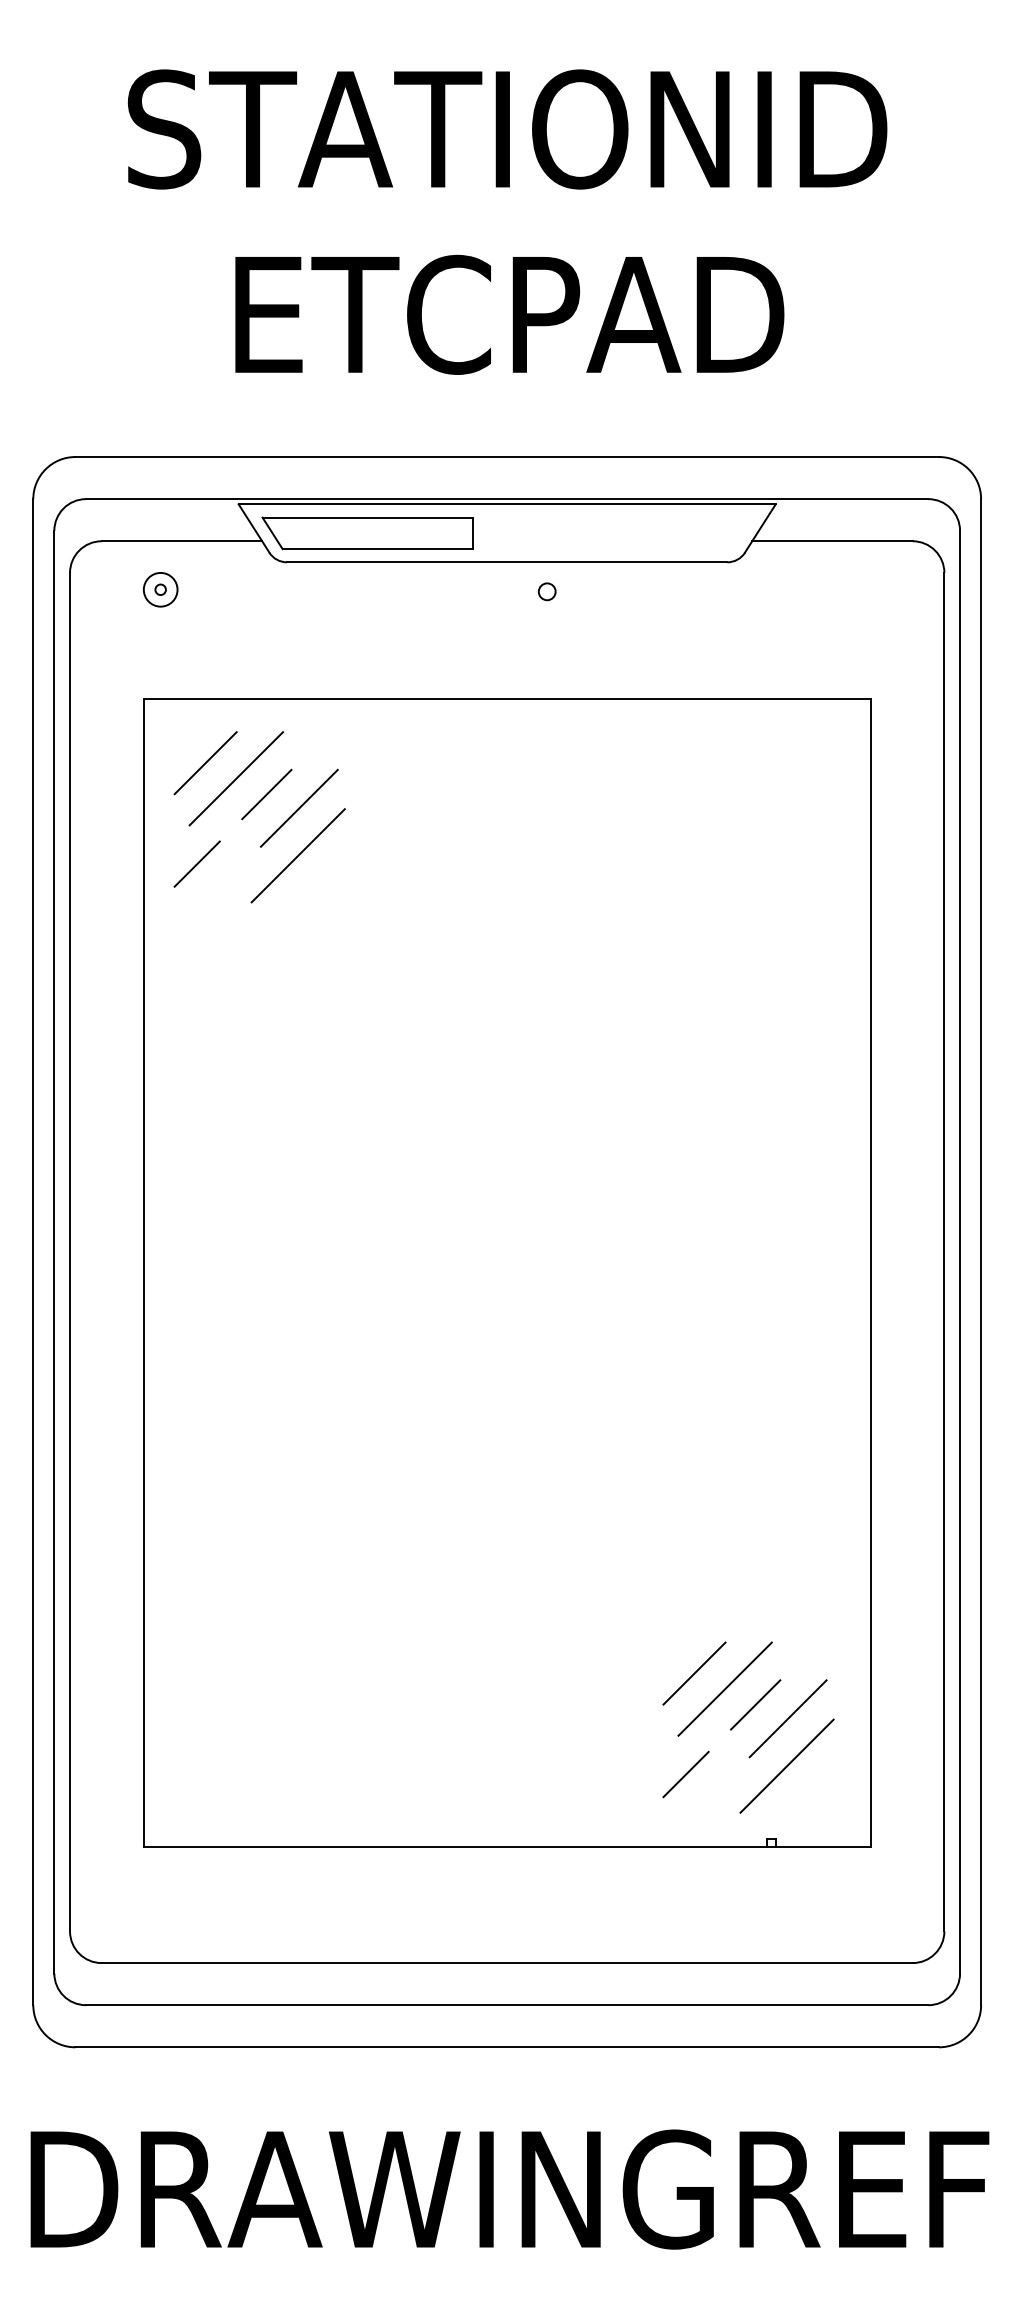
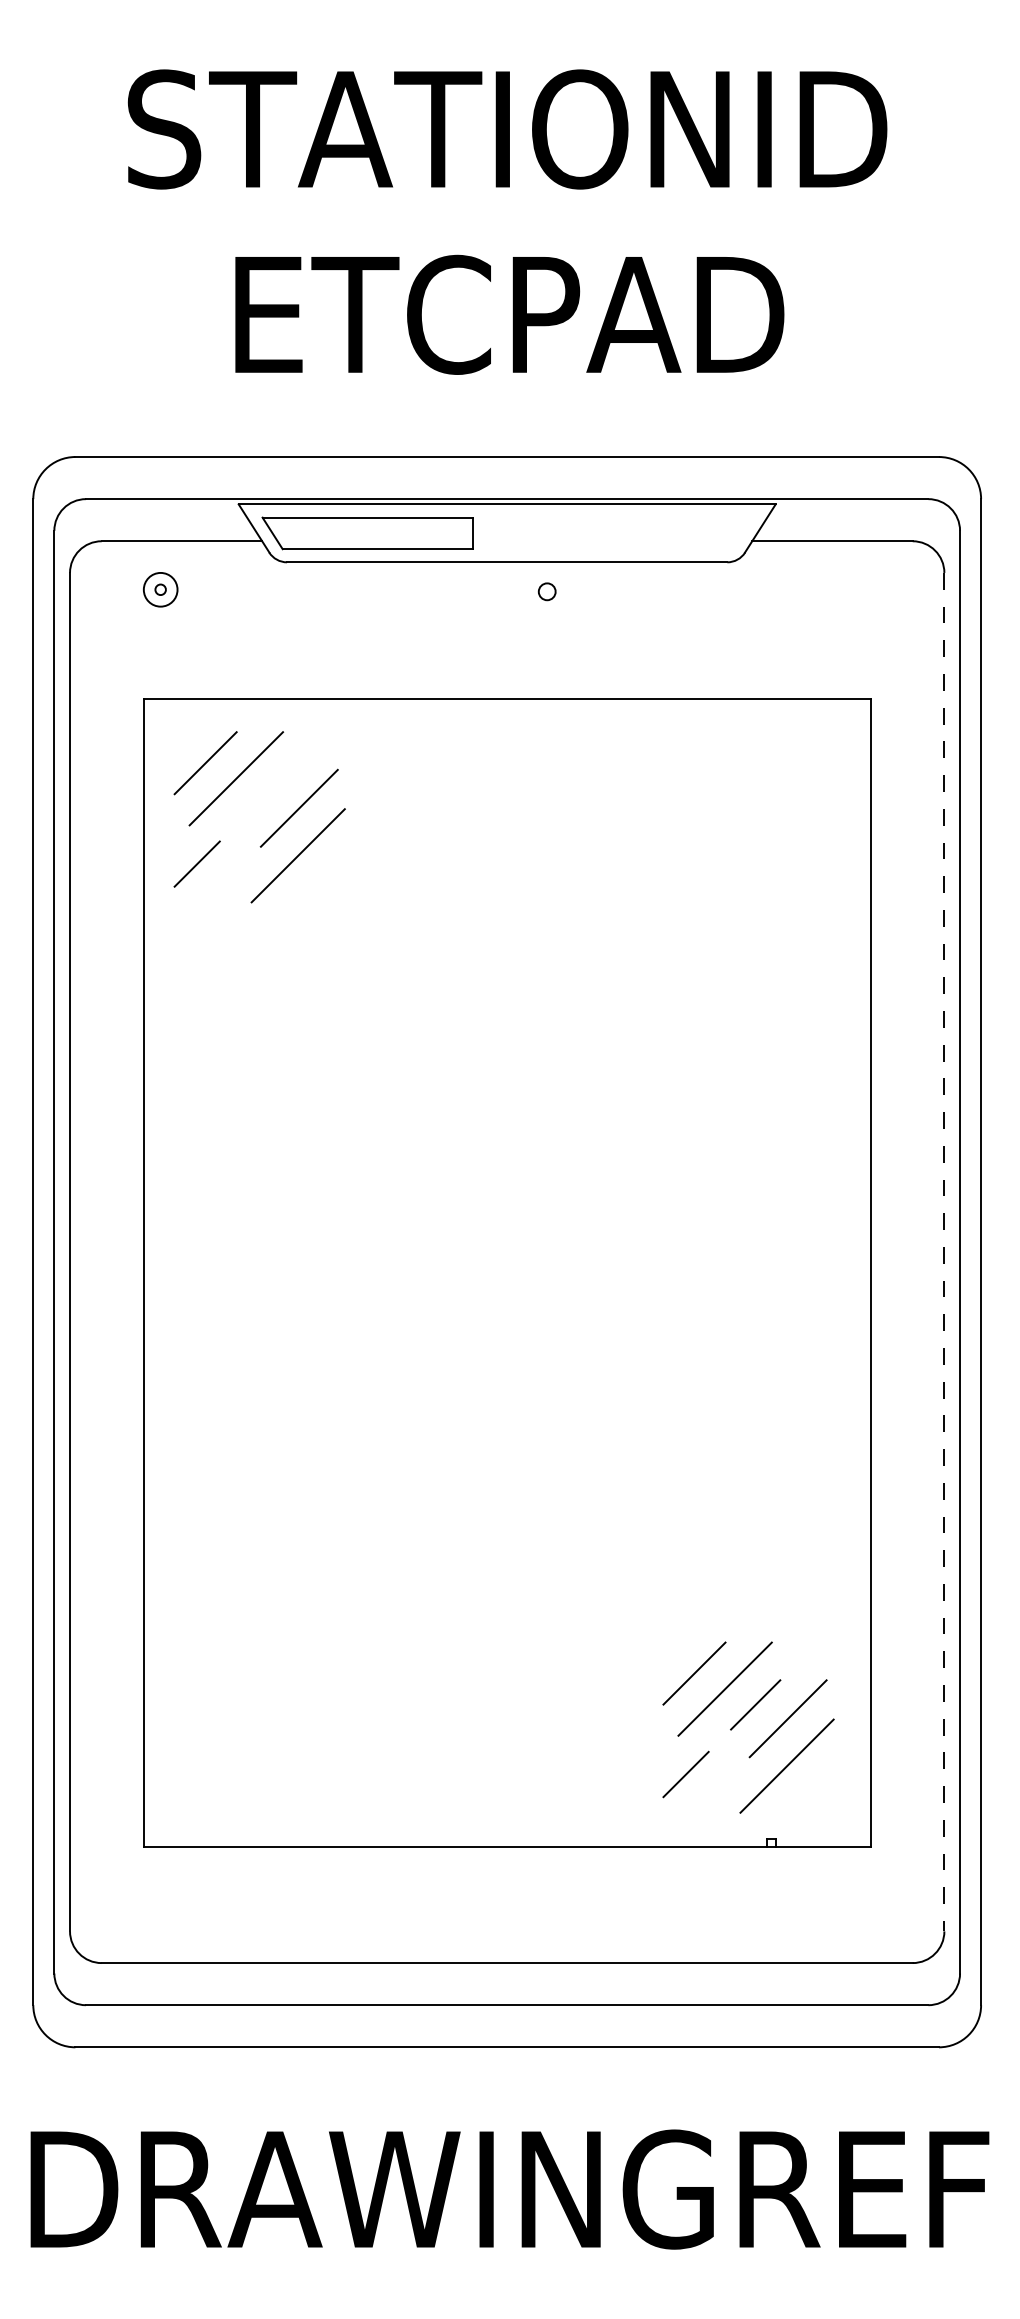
line: present -> none (266, 794)
line: solid -> dashed (944, 1252)
